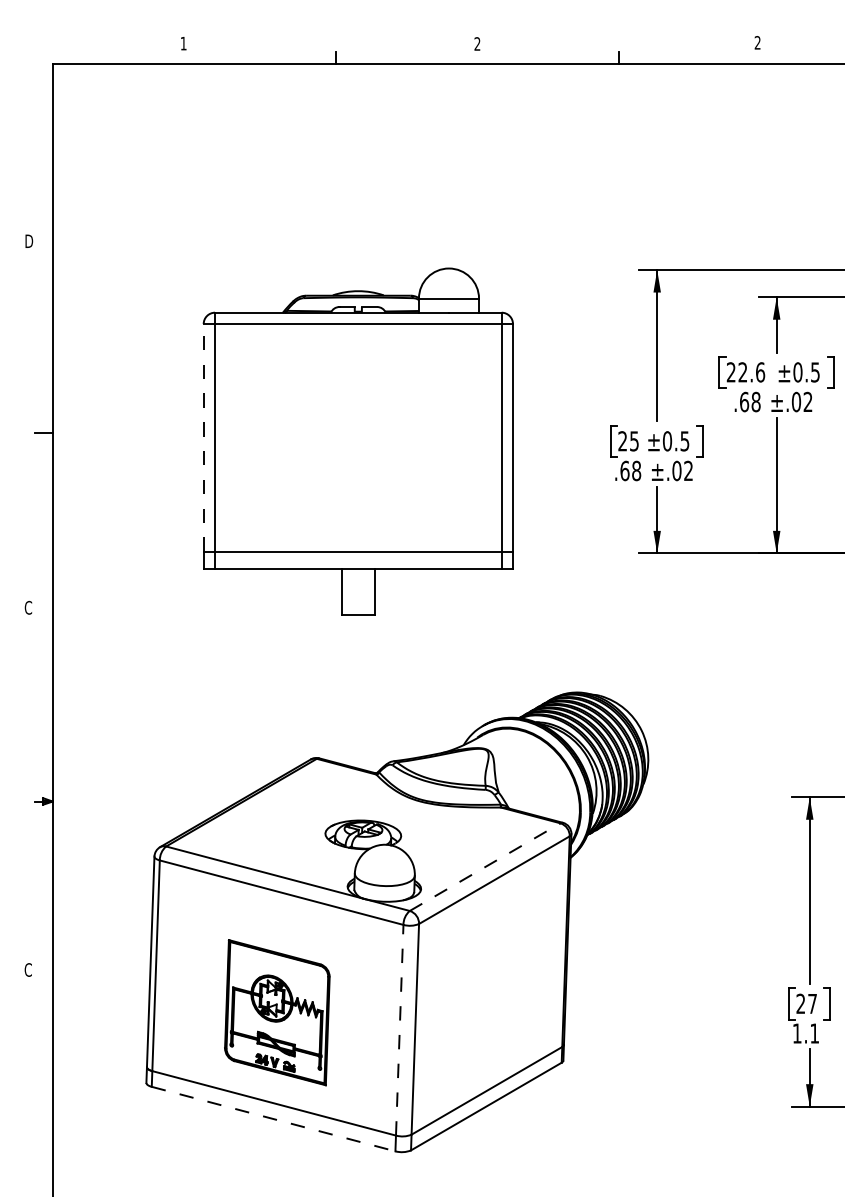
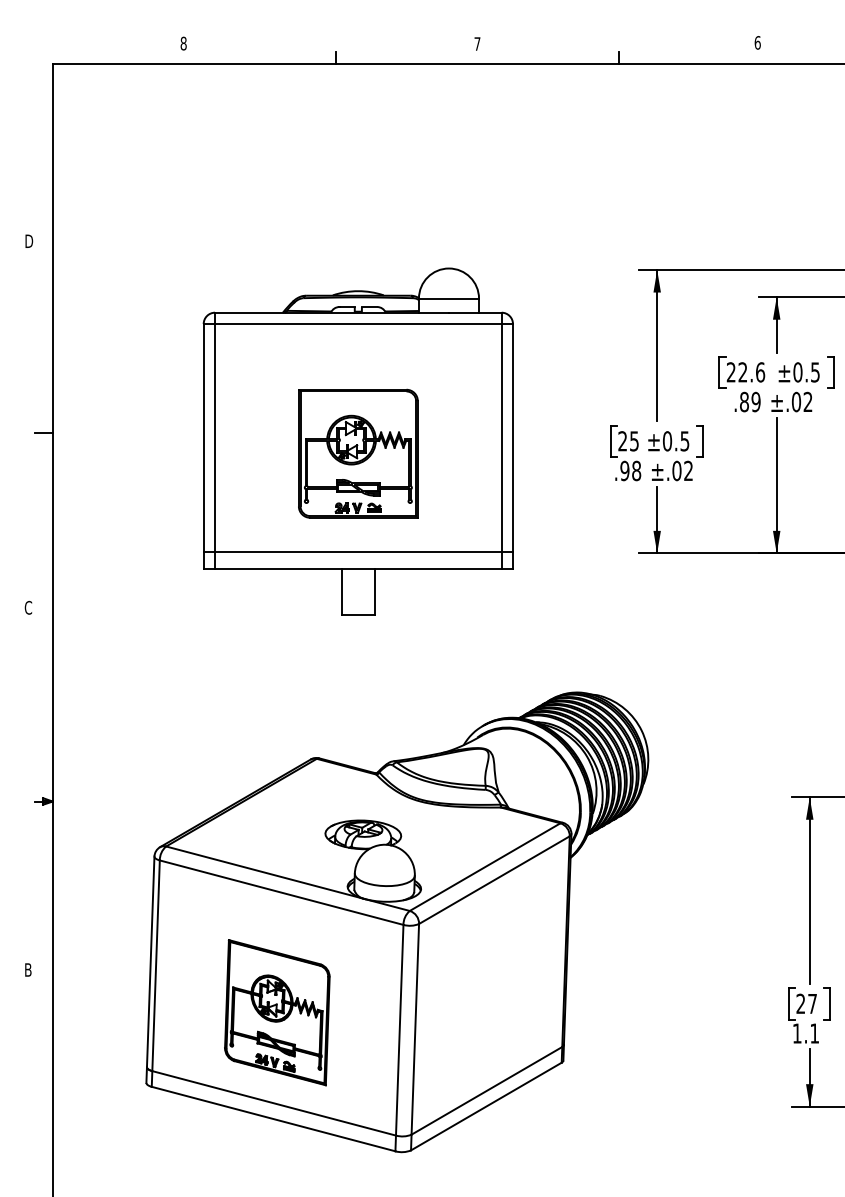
text: 2 -> 6 (757, 42)
text: 1 -> 8 (183, 43)
text: 2 -> 7 (477, 43)
text: .68 -> .89 (750, 401)
line: dashed -> solid (203, 437)
part: none -> present (358, 453)
text: .68 -> .98 (624, 470)
line: dashed -> solid (485, 866)
text: C -> B (27, 969)
line: dashed -> solid (399, 1029)
line: dashed -> solid (274, 1119)
